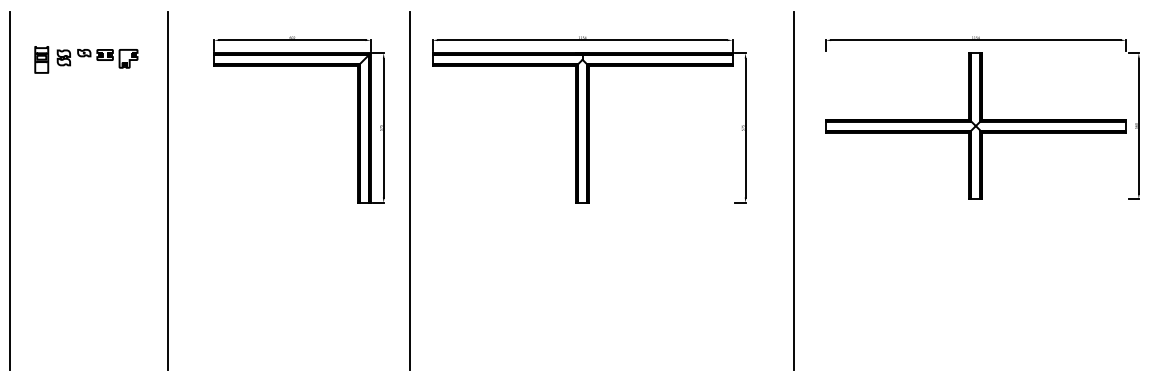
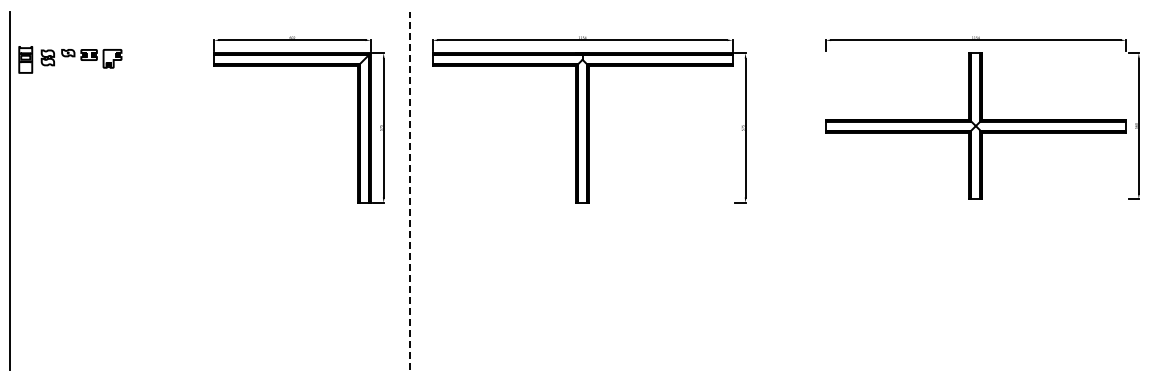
part position: (86, 59) -> (70, 59) (70, 59)
line: present -> none (168, 190)
line: solid -> dashed (410, 190)
line: present -> none (793, 190)
